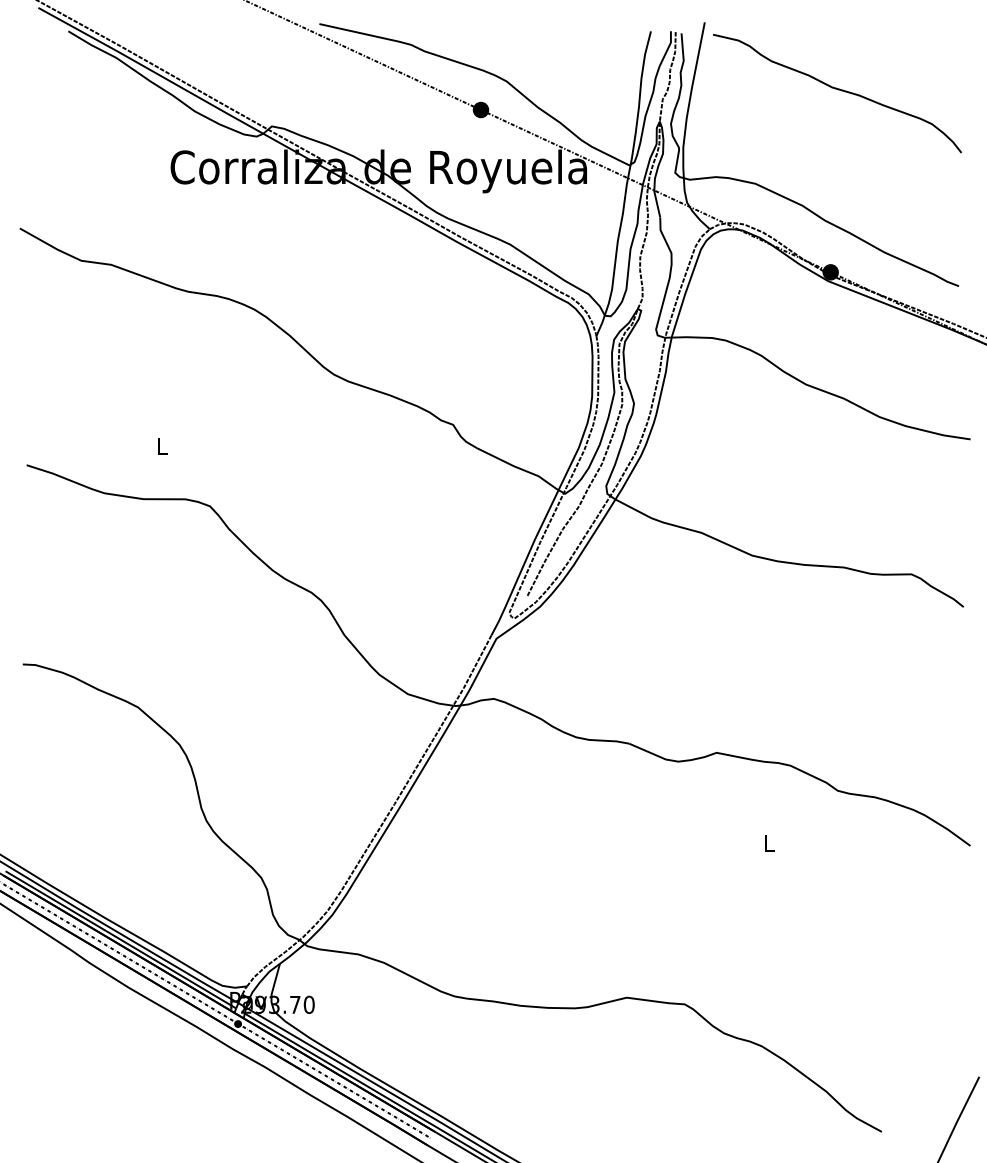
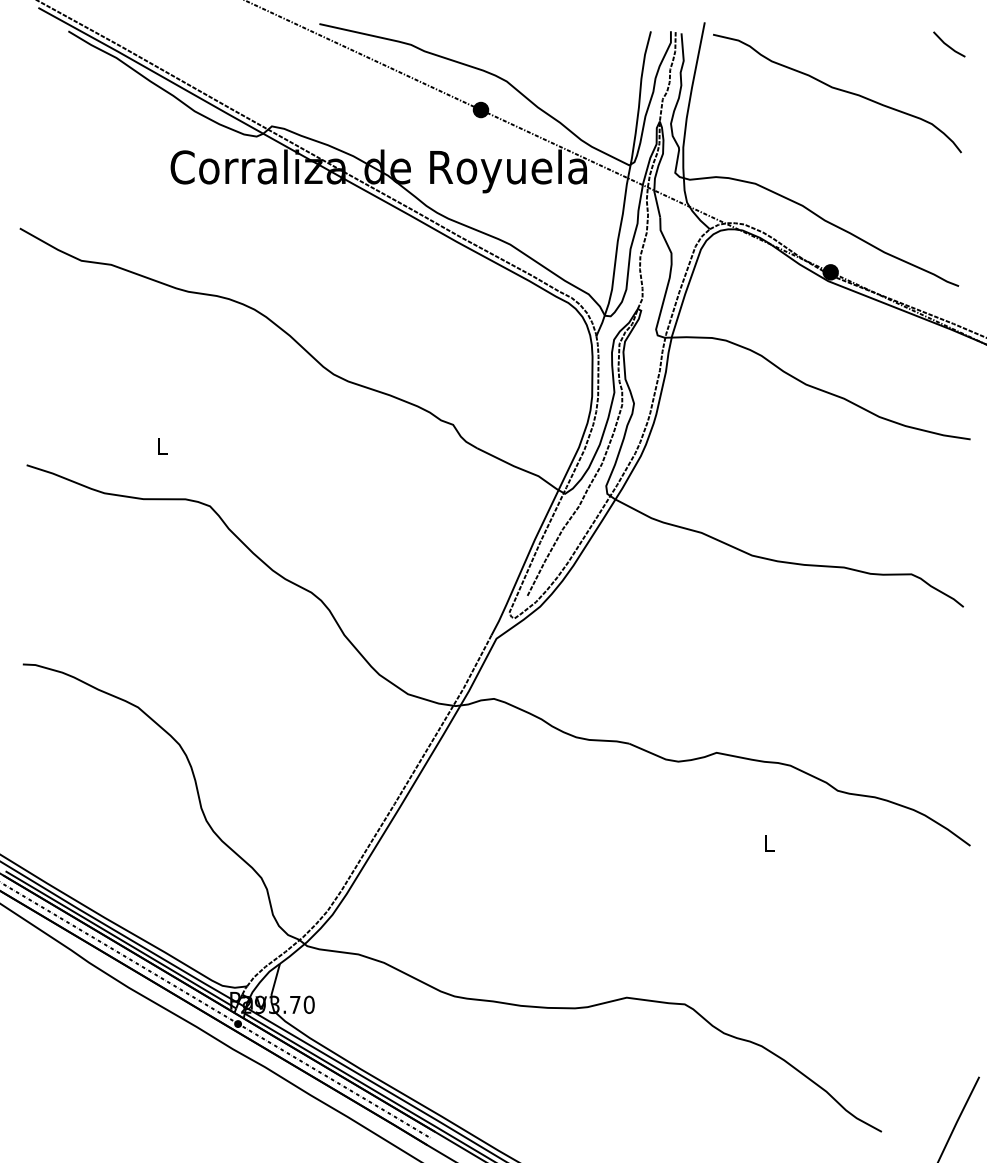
line: none -> present (949, 45)
